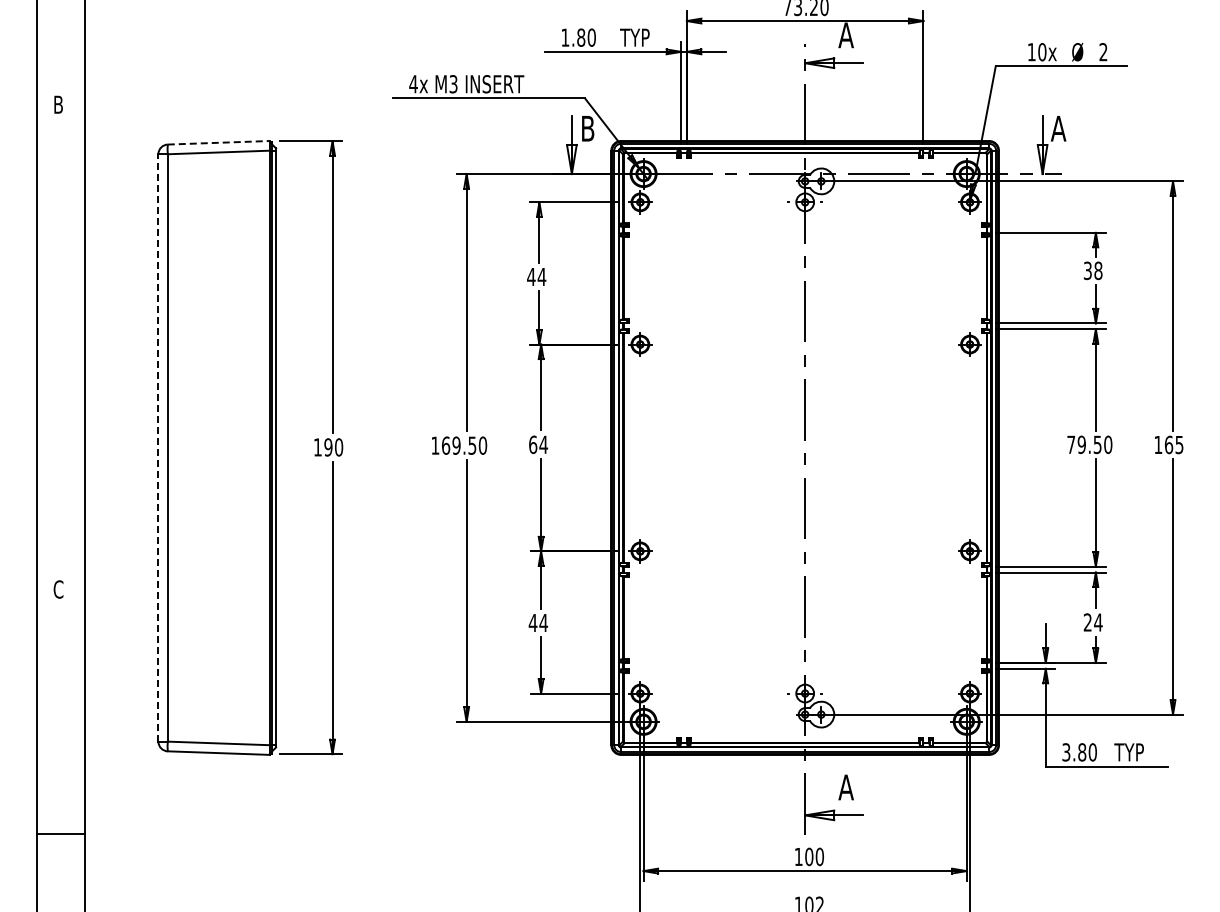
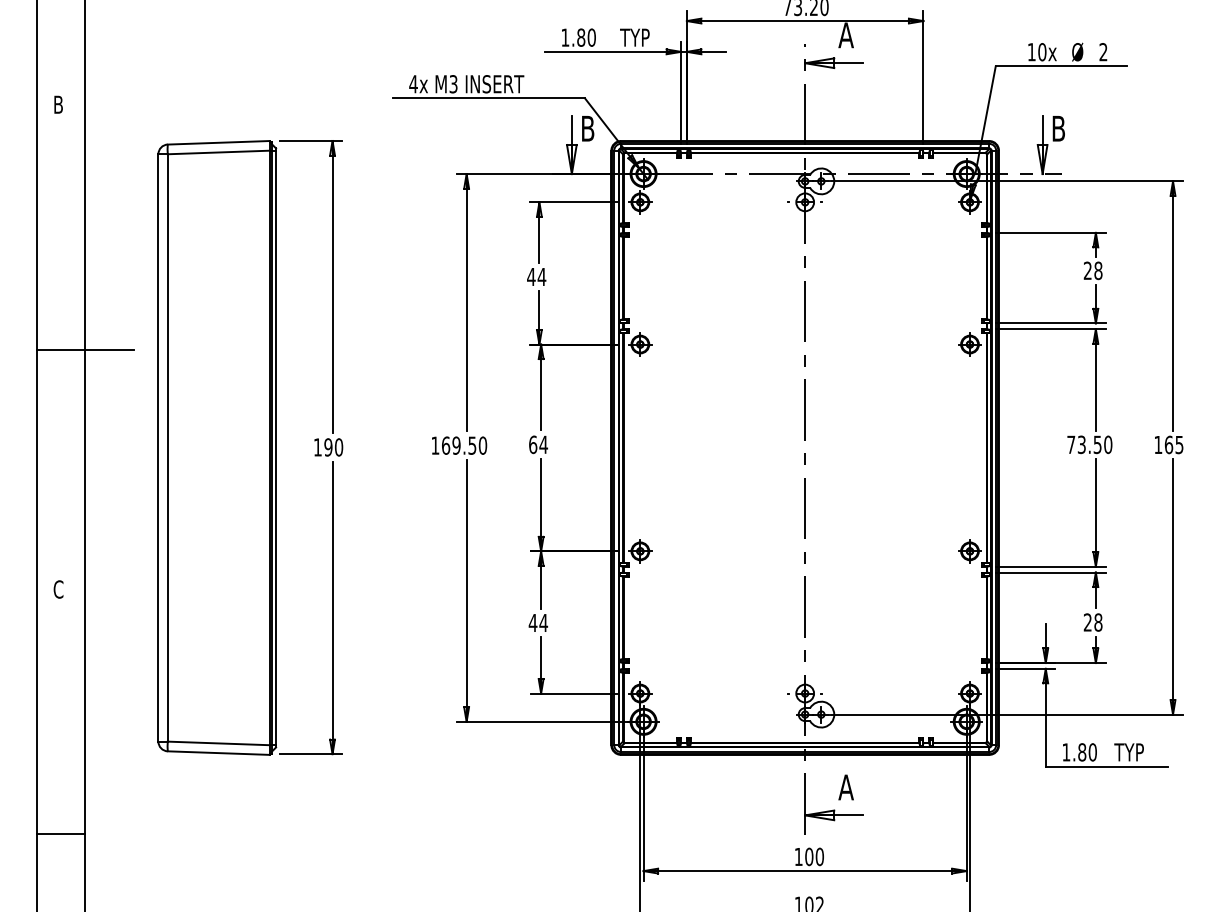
text: A -> B (1058, 128)
line: dashed -> solid (219, 142)
text: 38 -> 28 (1087, 271)
line: none -> present (84, 349)
text: 79.50 -> 73.50 (1081, 444)
line: dashed -> solid (158, 447)
text: 24 -> 28 (1098, 622)
text: 3.80 -> 1.80 (1066, 752)
